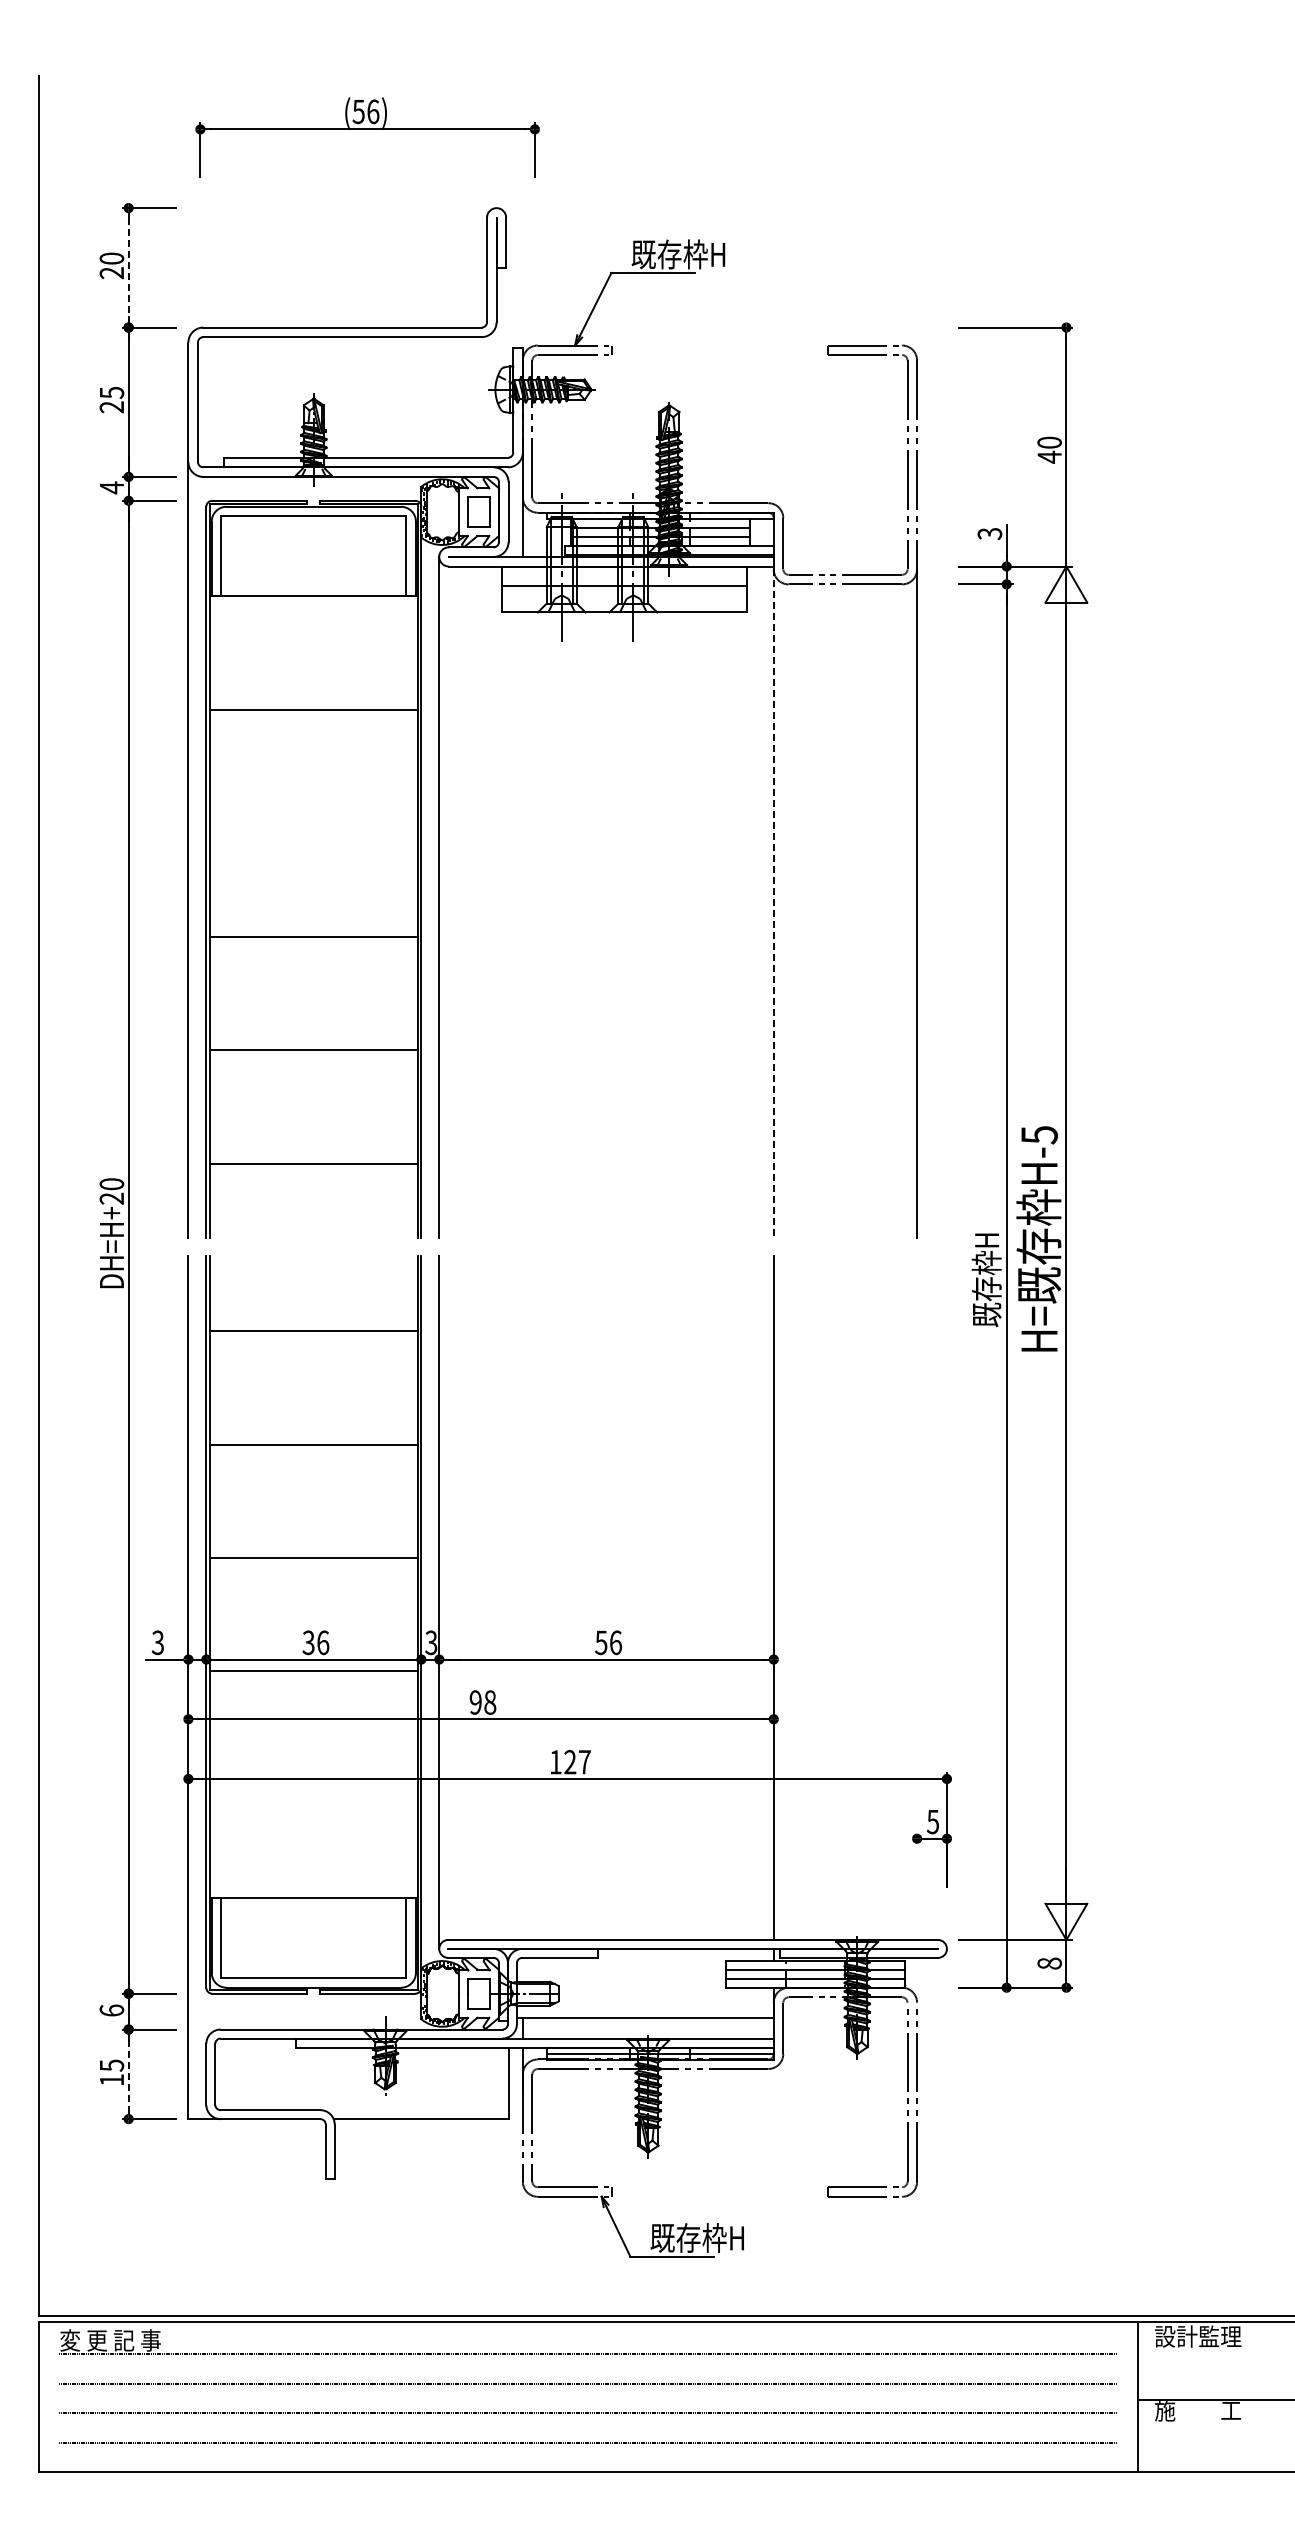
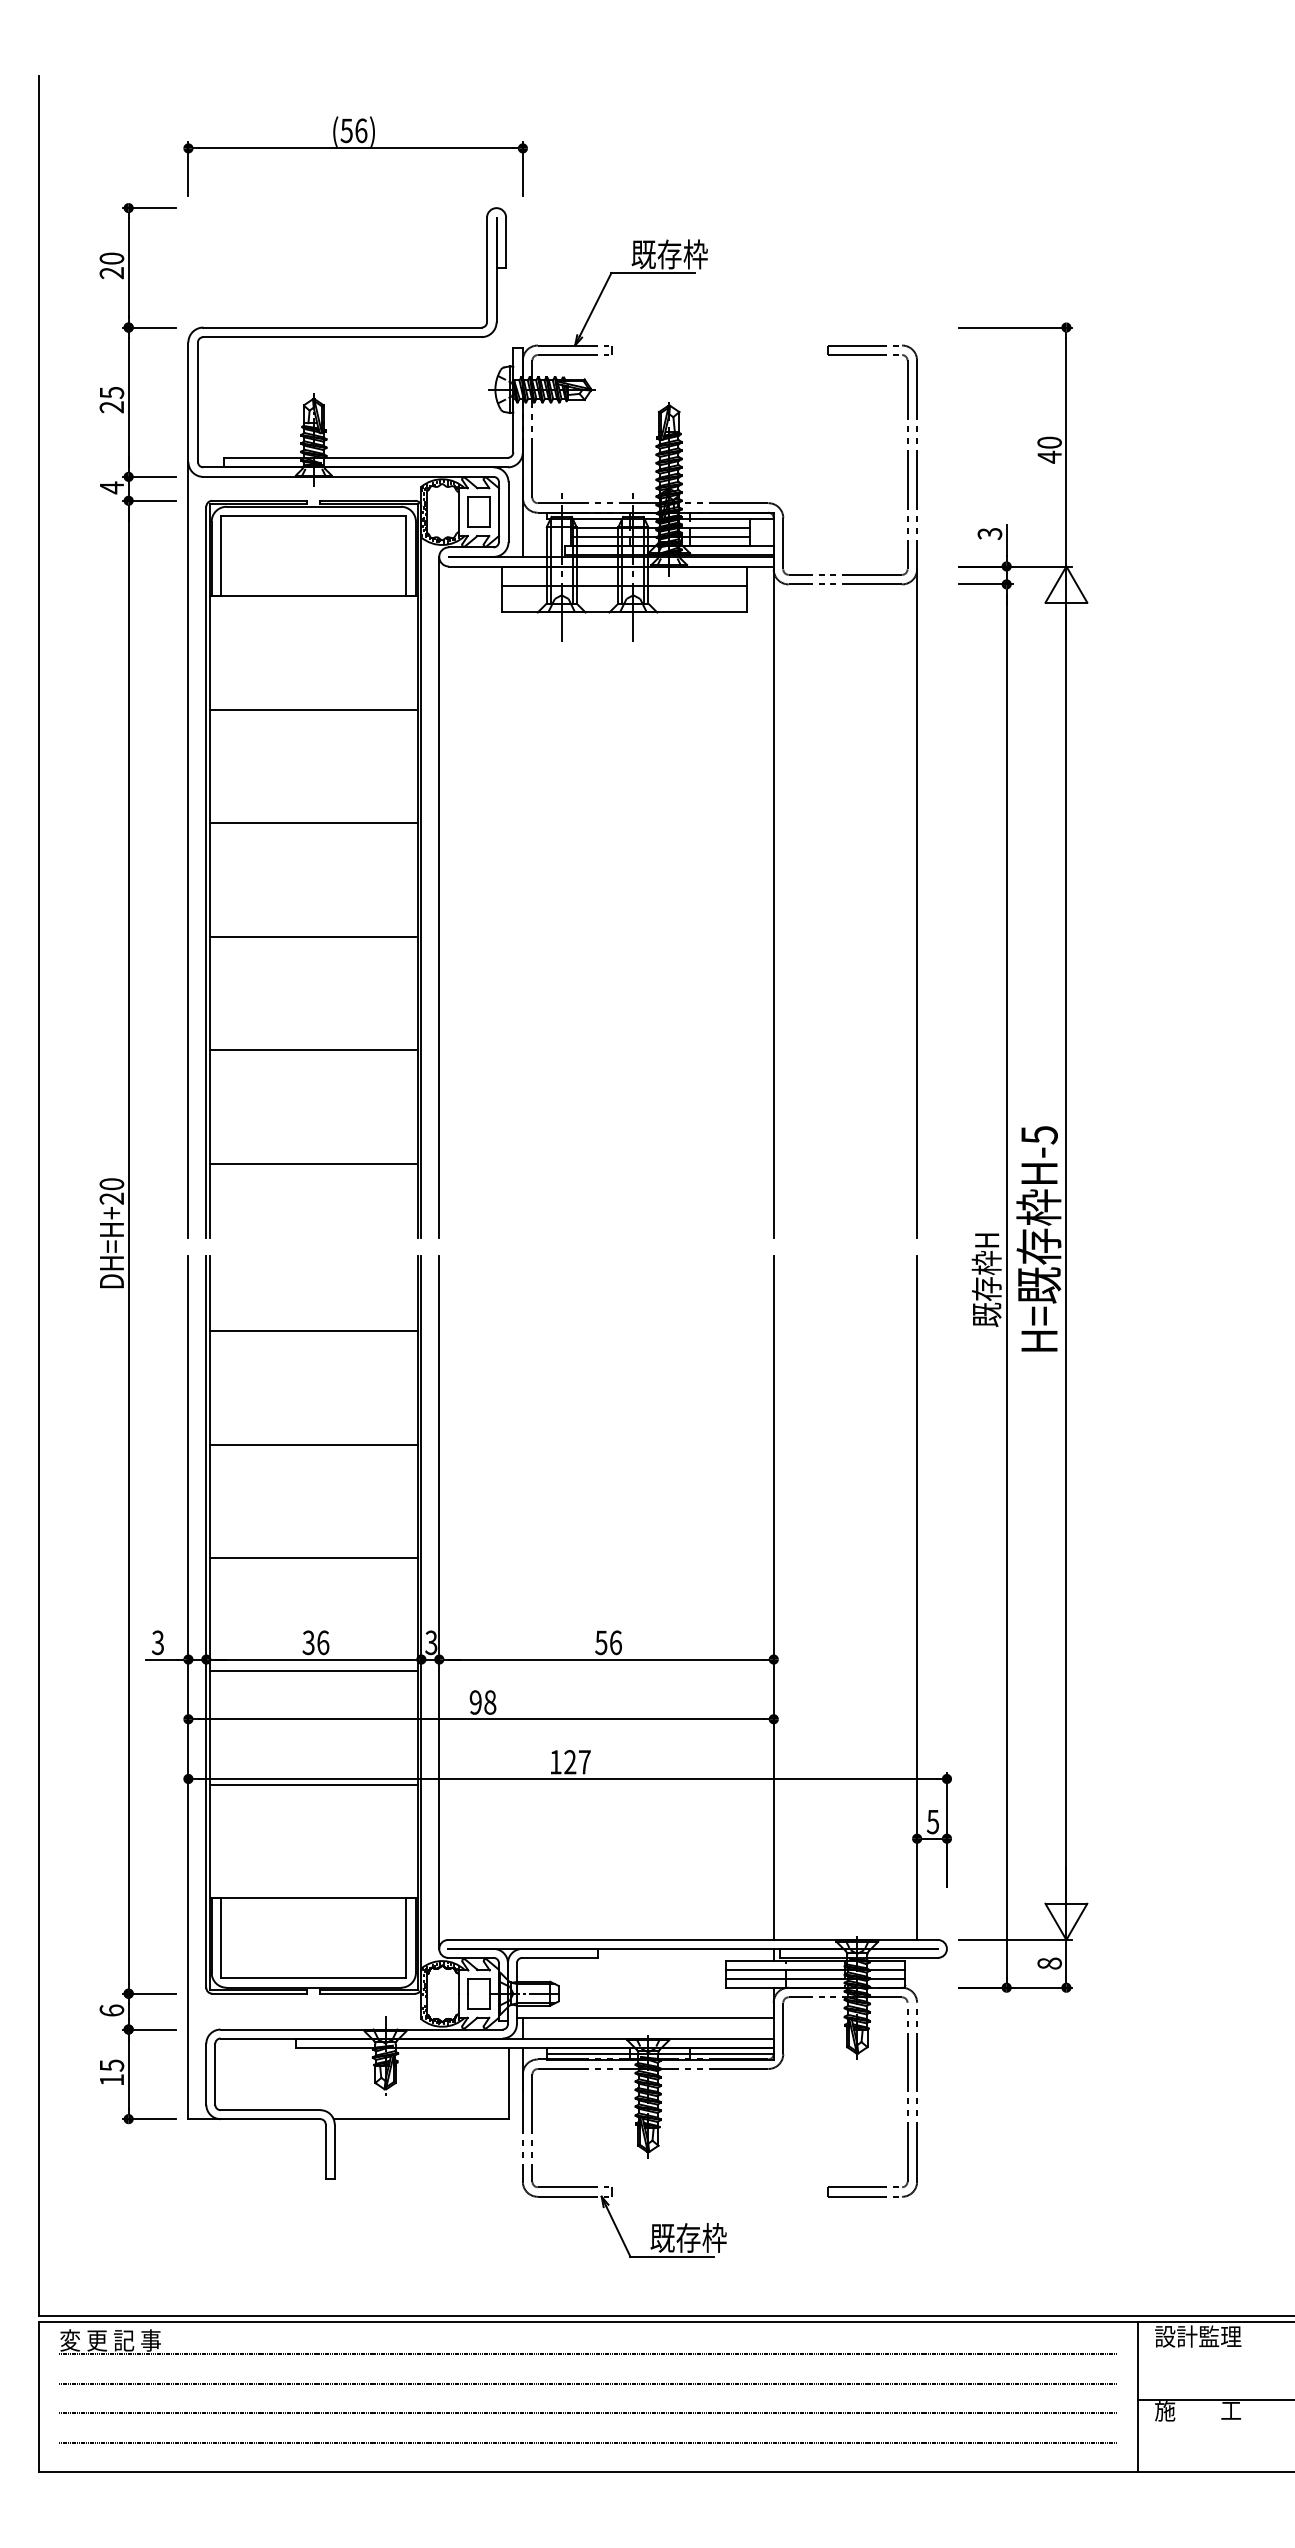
part position: (367, 129) -> (355, 148) (355, 148)
text: 既存枠H -> 既存枠 (718, 254)
line: dashed -> solid (128, 267)
line: none -> present (313, 823)
line: dashed -> solid (773, 904)
line: none -> present (917, 1597)
line: none -> present (313, 1784)
line: dashed -> solid (128, 2074)
text: 既存枠H -> 既存枠 (736, 2238)
